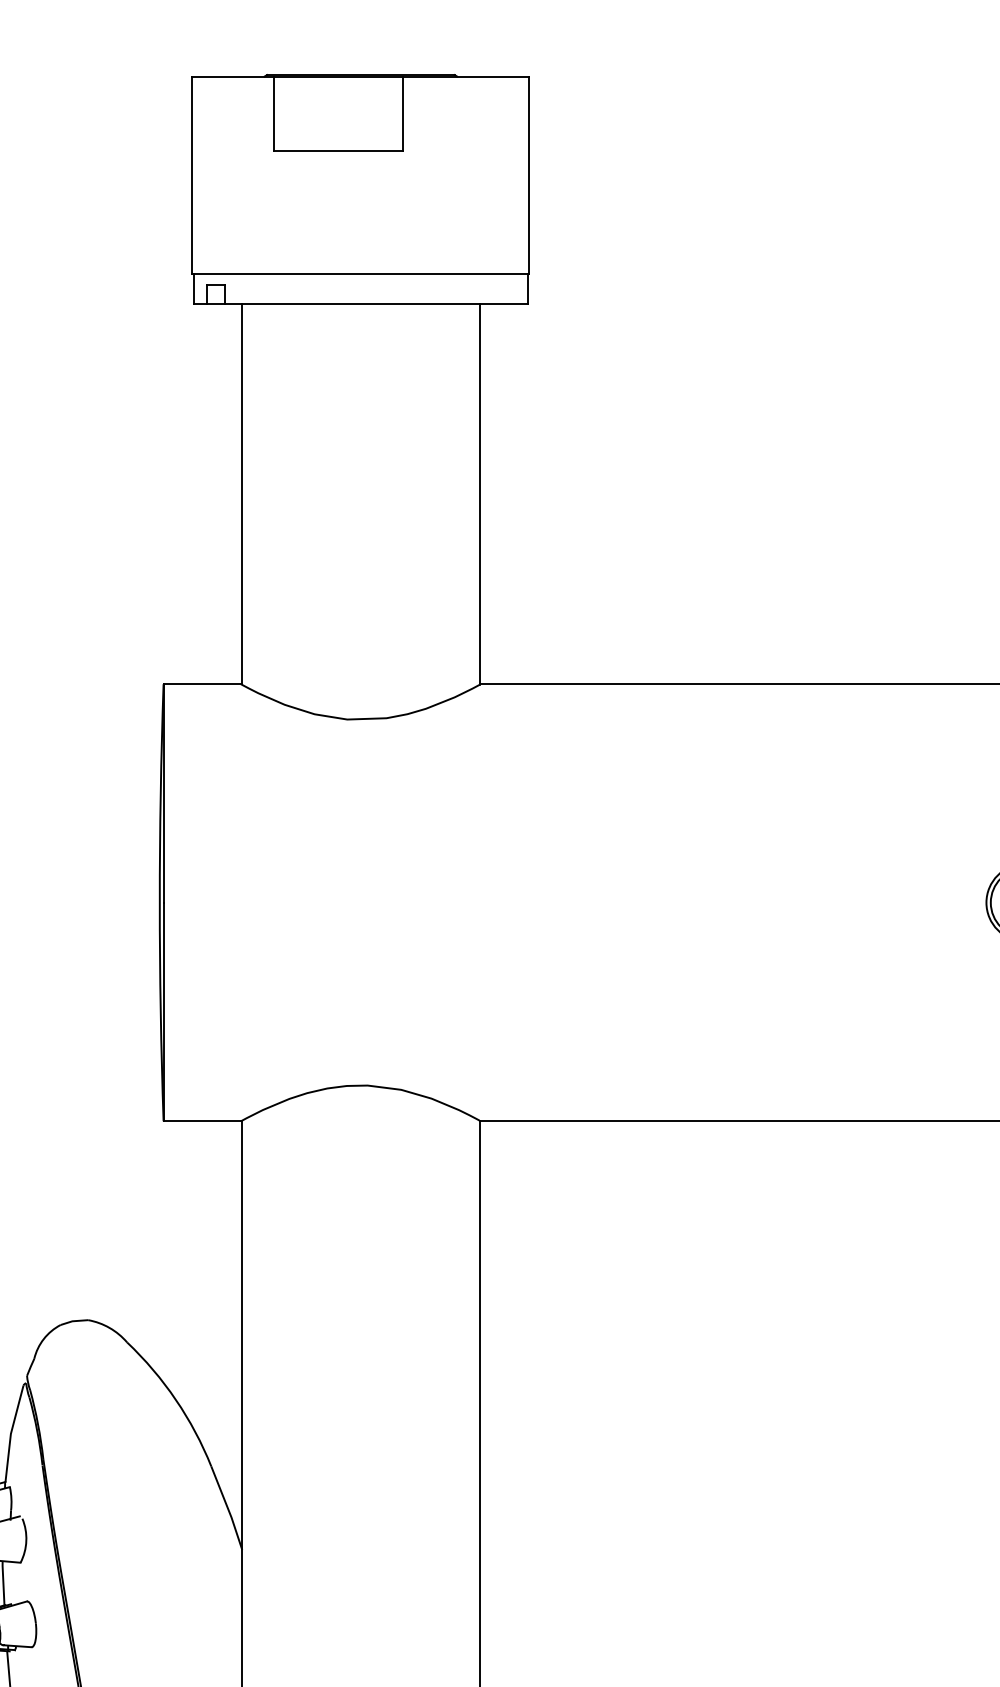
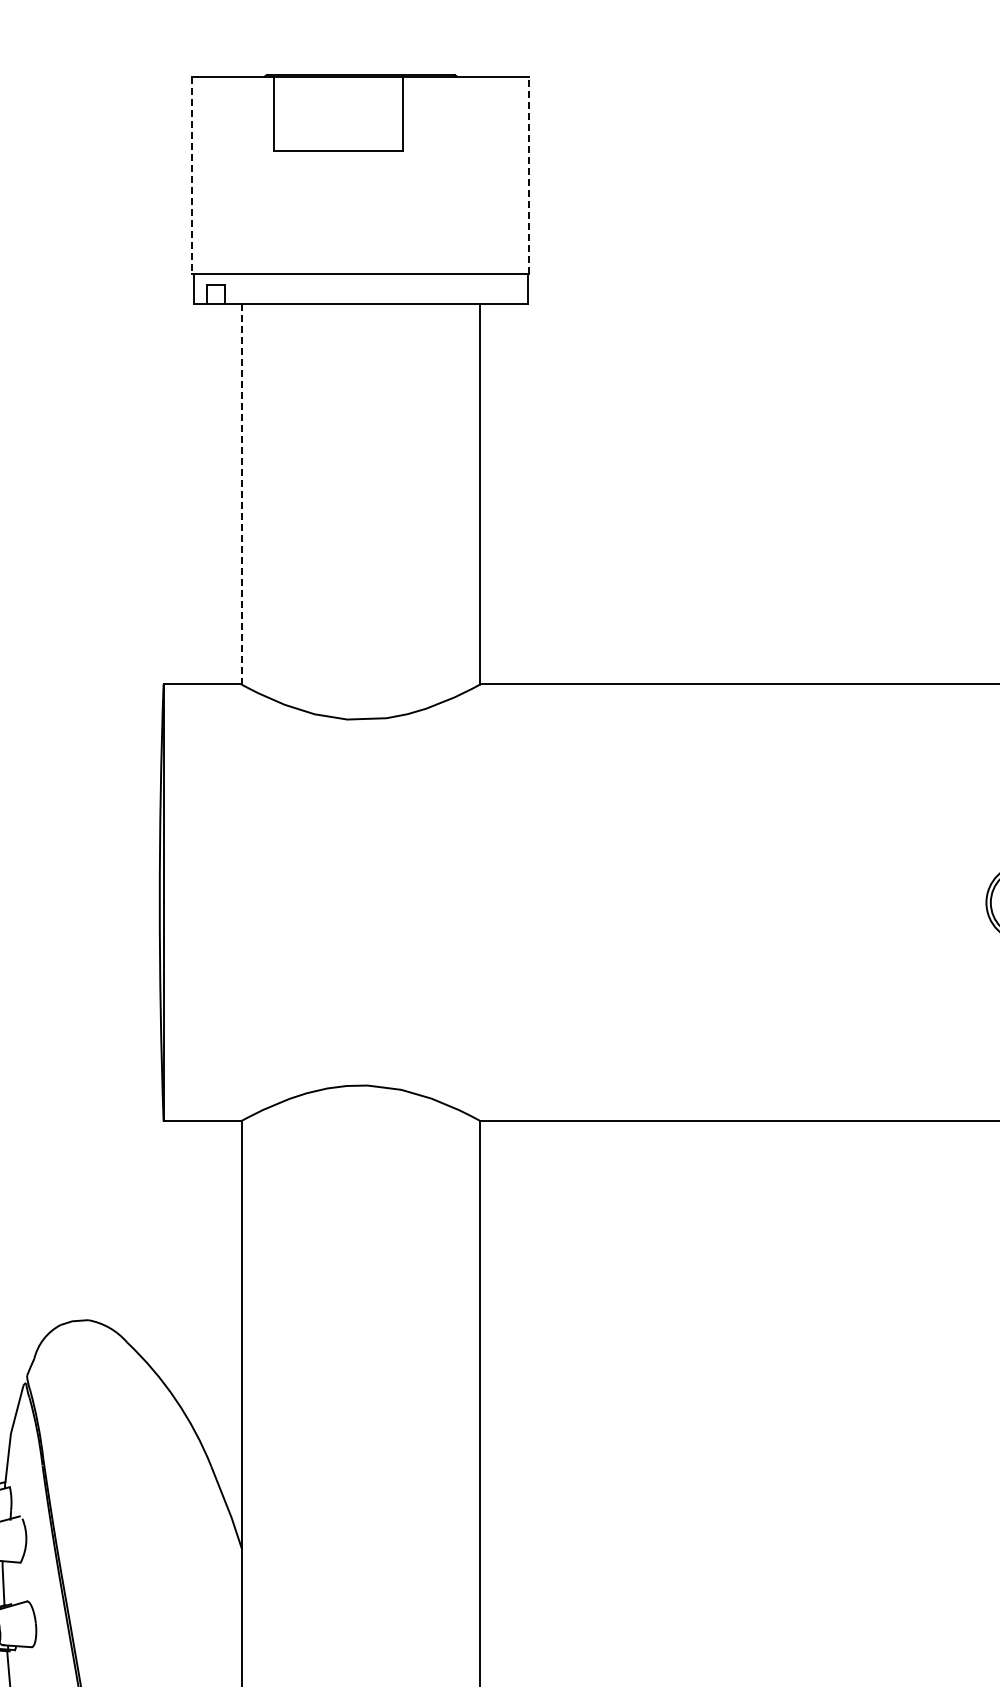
line: solid -> dashed (192, 175)
line: solid -> dashed (529, 175)
line: solid -> dashed (242, 494)
